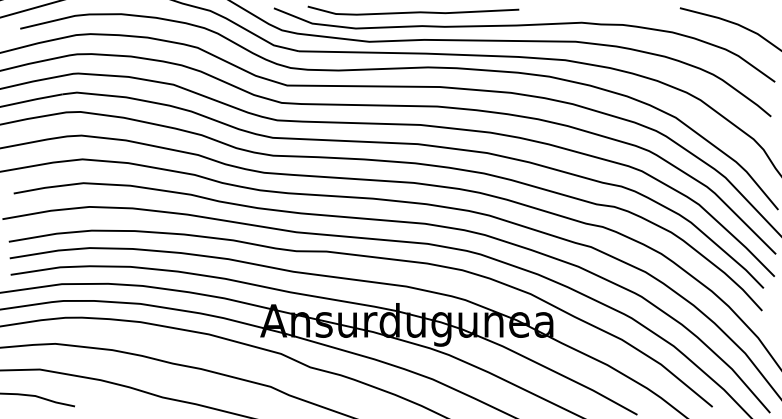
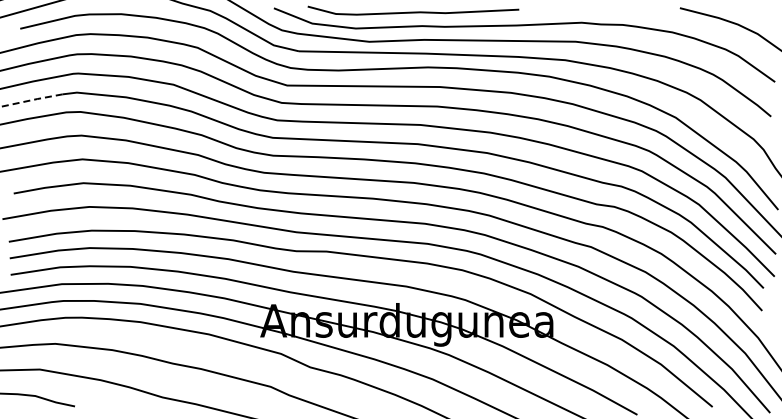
line: solid -> dashed (31, 100)
